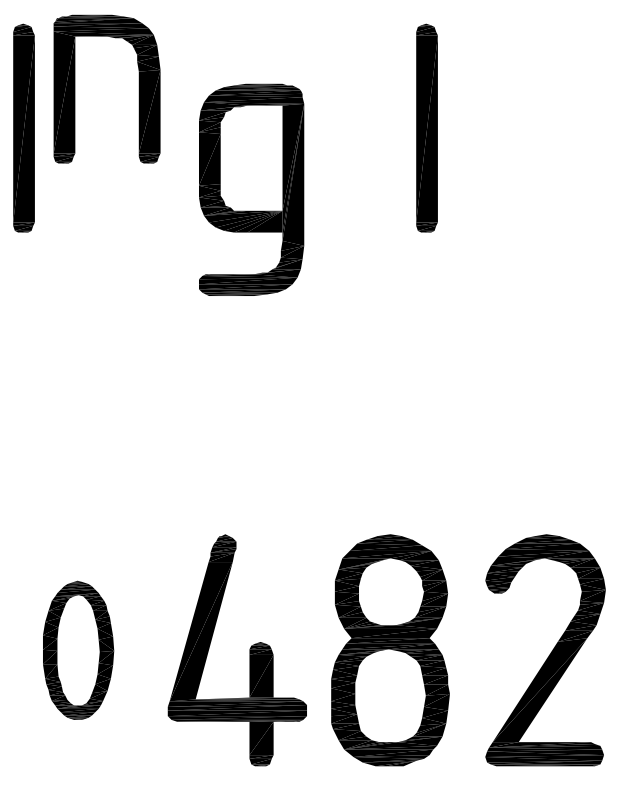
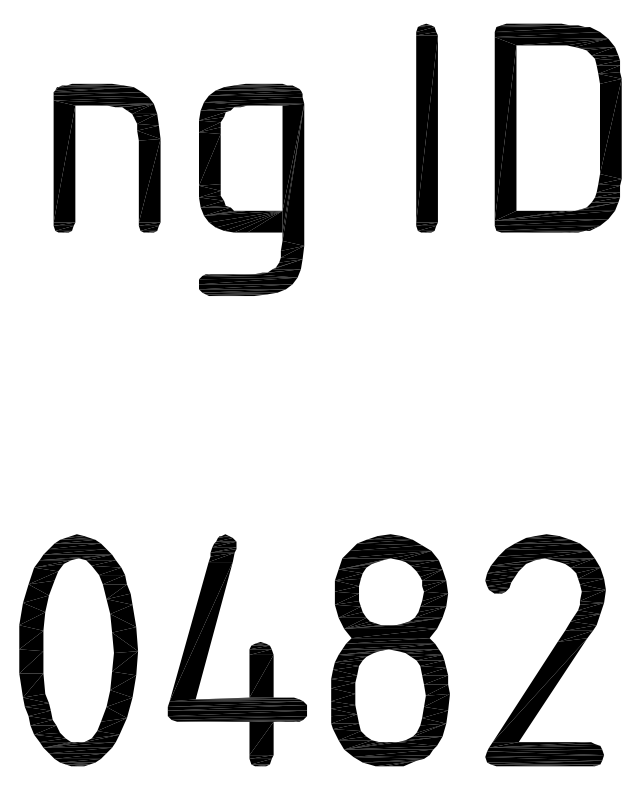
part position: (75, 88) -> (75, 157) (75, 157)
part: present -> none (23, 127)
part: none -> present (557, 127)
part size: 72x140 px -> 119x233 px (78, 650)
